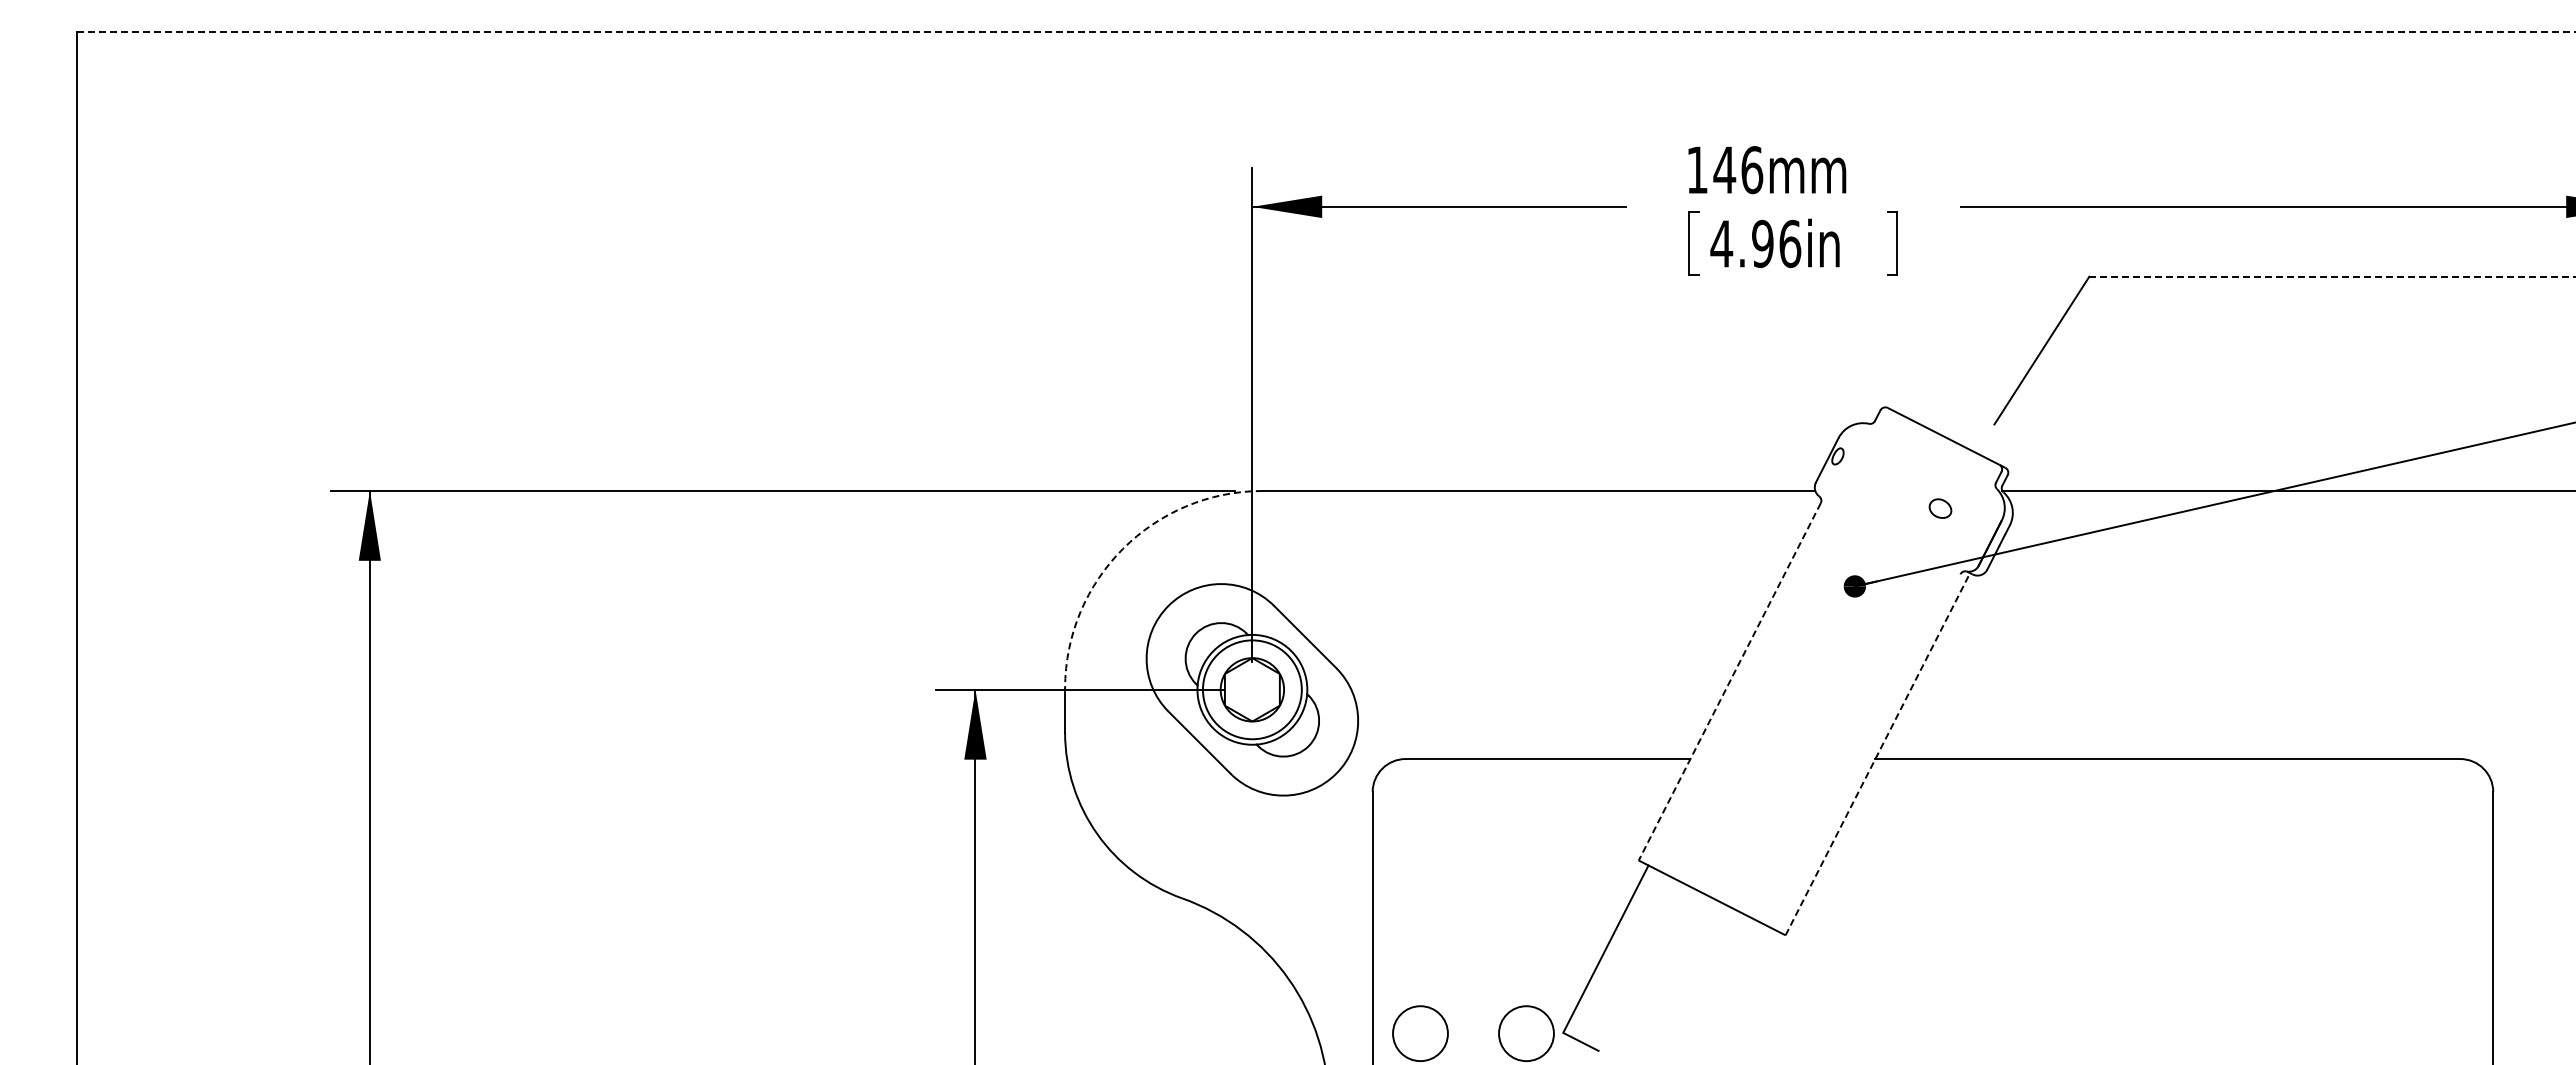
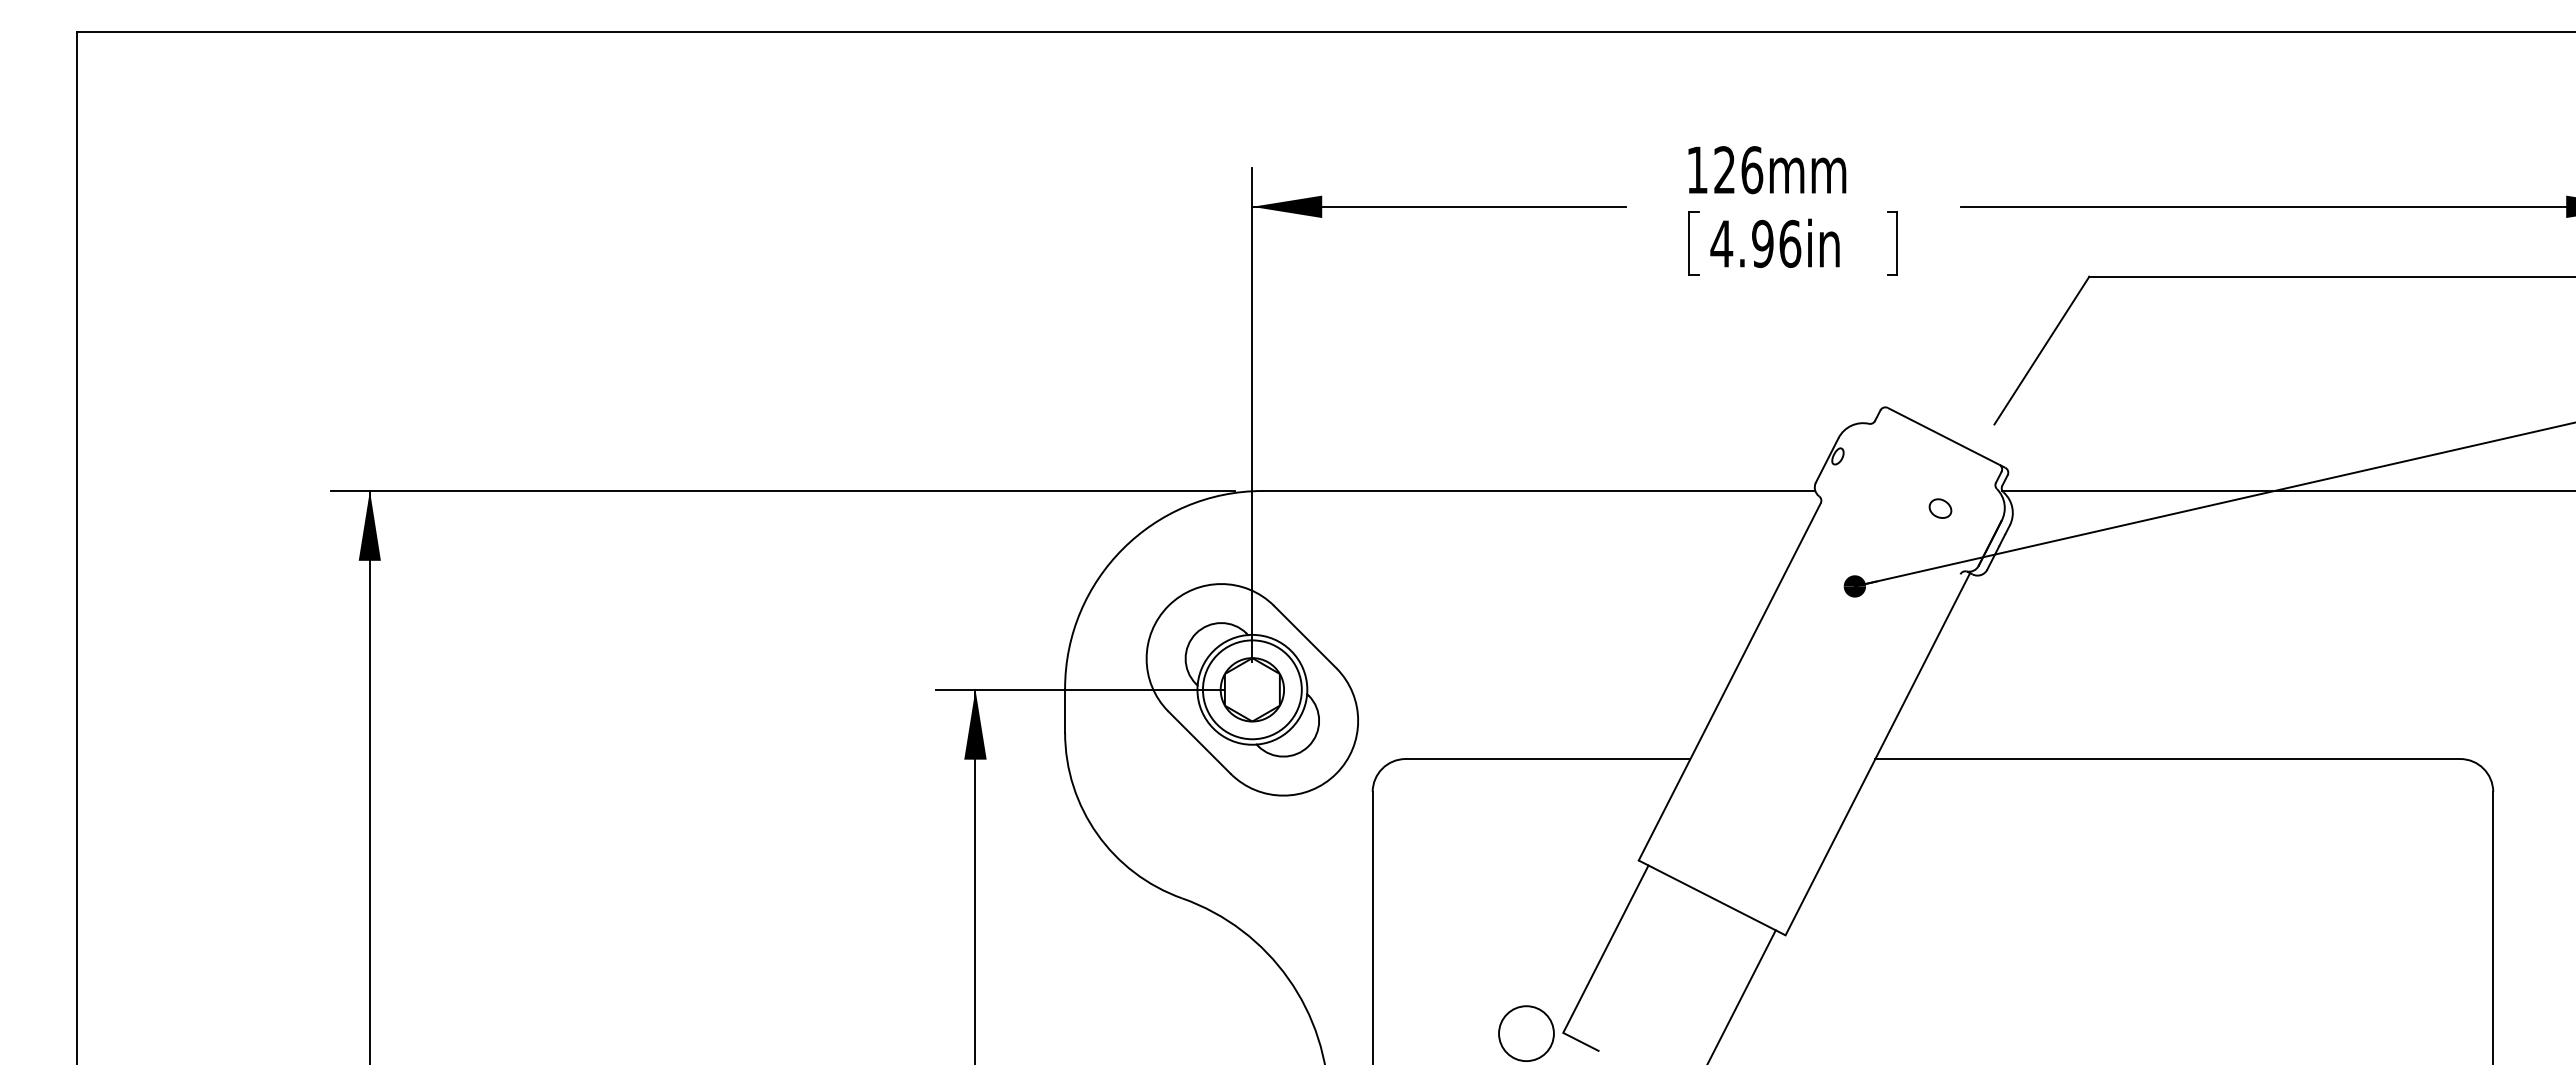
line: dashed -> solid (1326, 31)
text: 146mm -> 126mm (1724, 169)
line: dashed -> solid (2332, 276)
arc: dashed -> solid (1123, 548)
line: dashed -> solid (1729, 682)
line: dashed -> solid (1878, 753)
line: none -> present (1741, 995)
circle: present -> none (1420, 1033)
